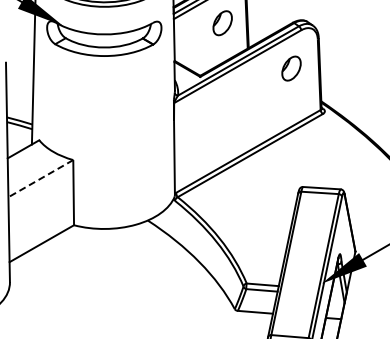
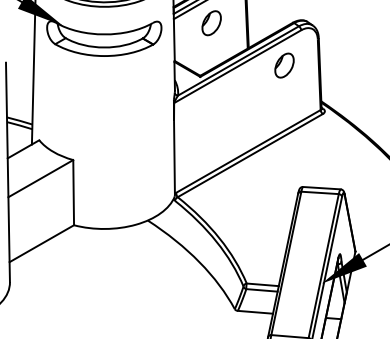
part position: (222, 23) -> (211, 23) (211, 23)
part position: (291, 68) -> (284, 65) (284, 65)
line: dashed -> solid (40, 178)
